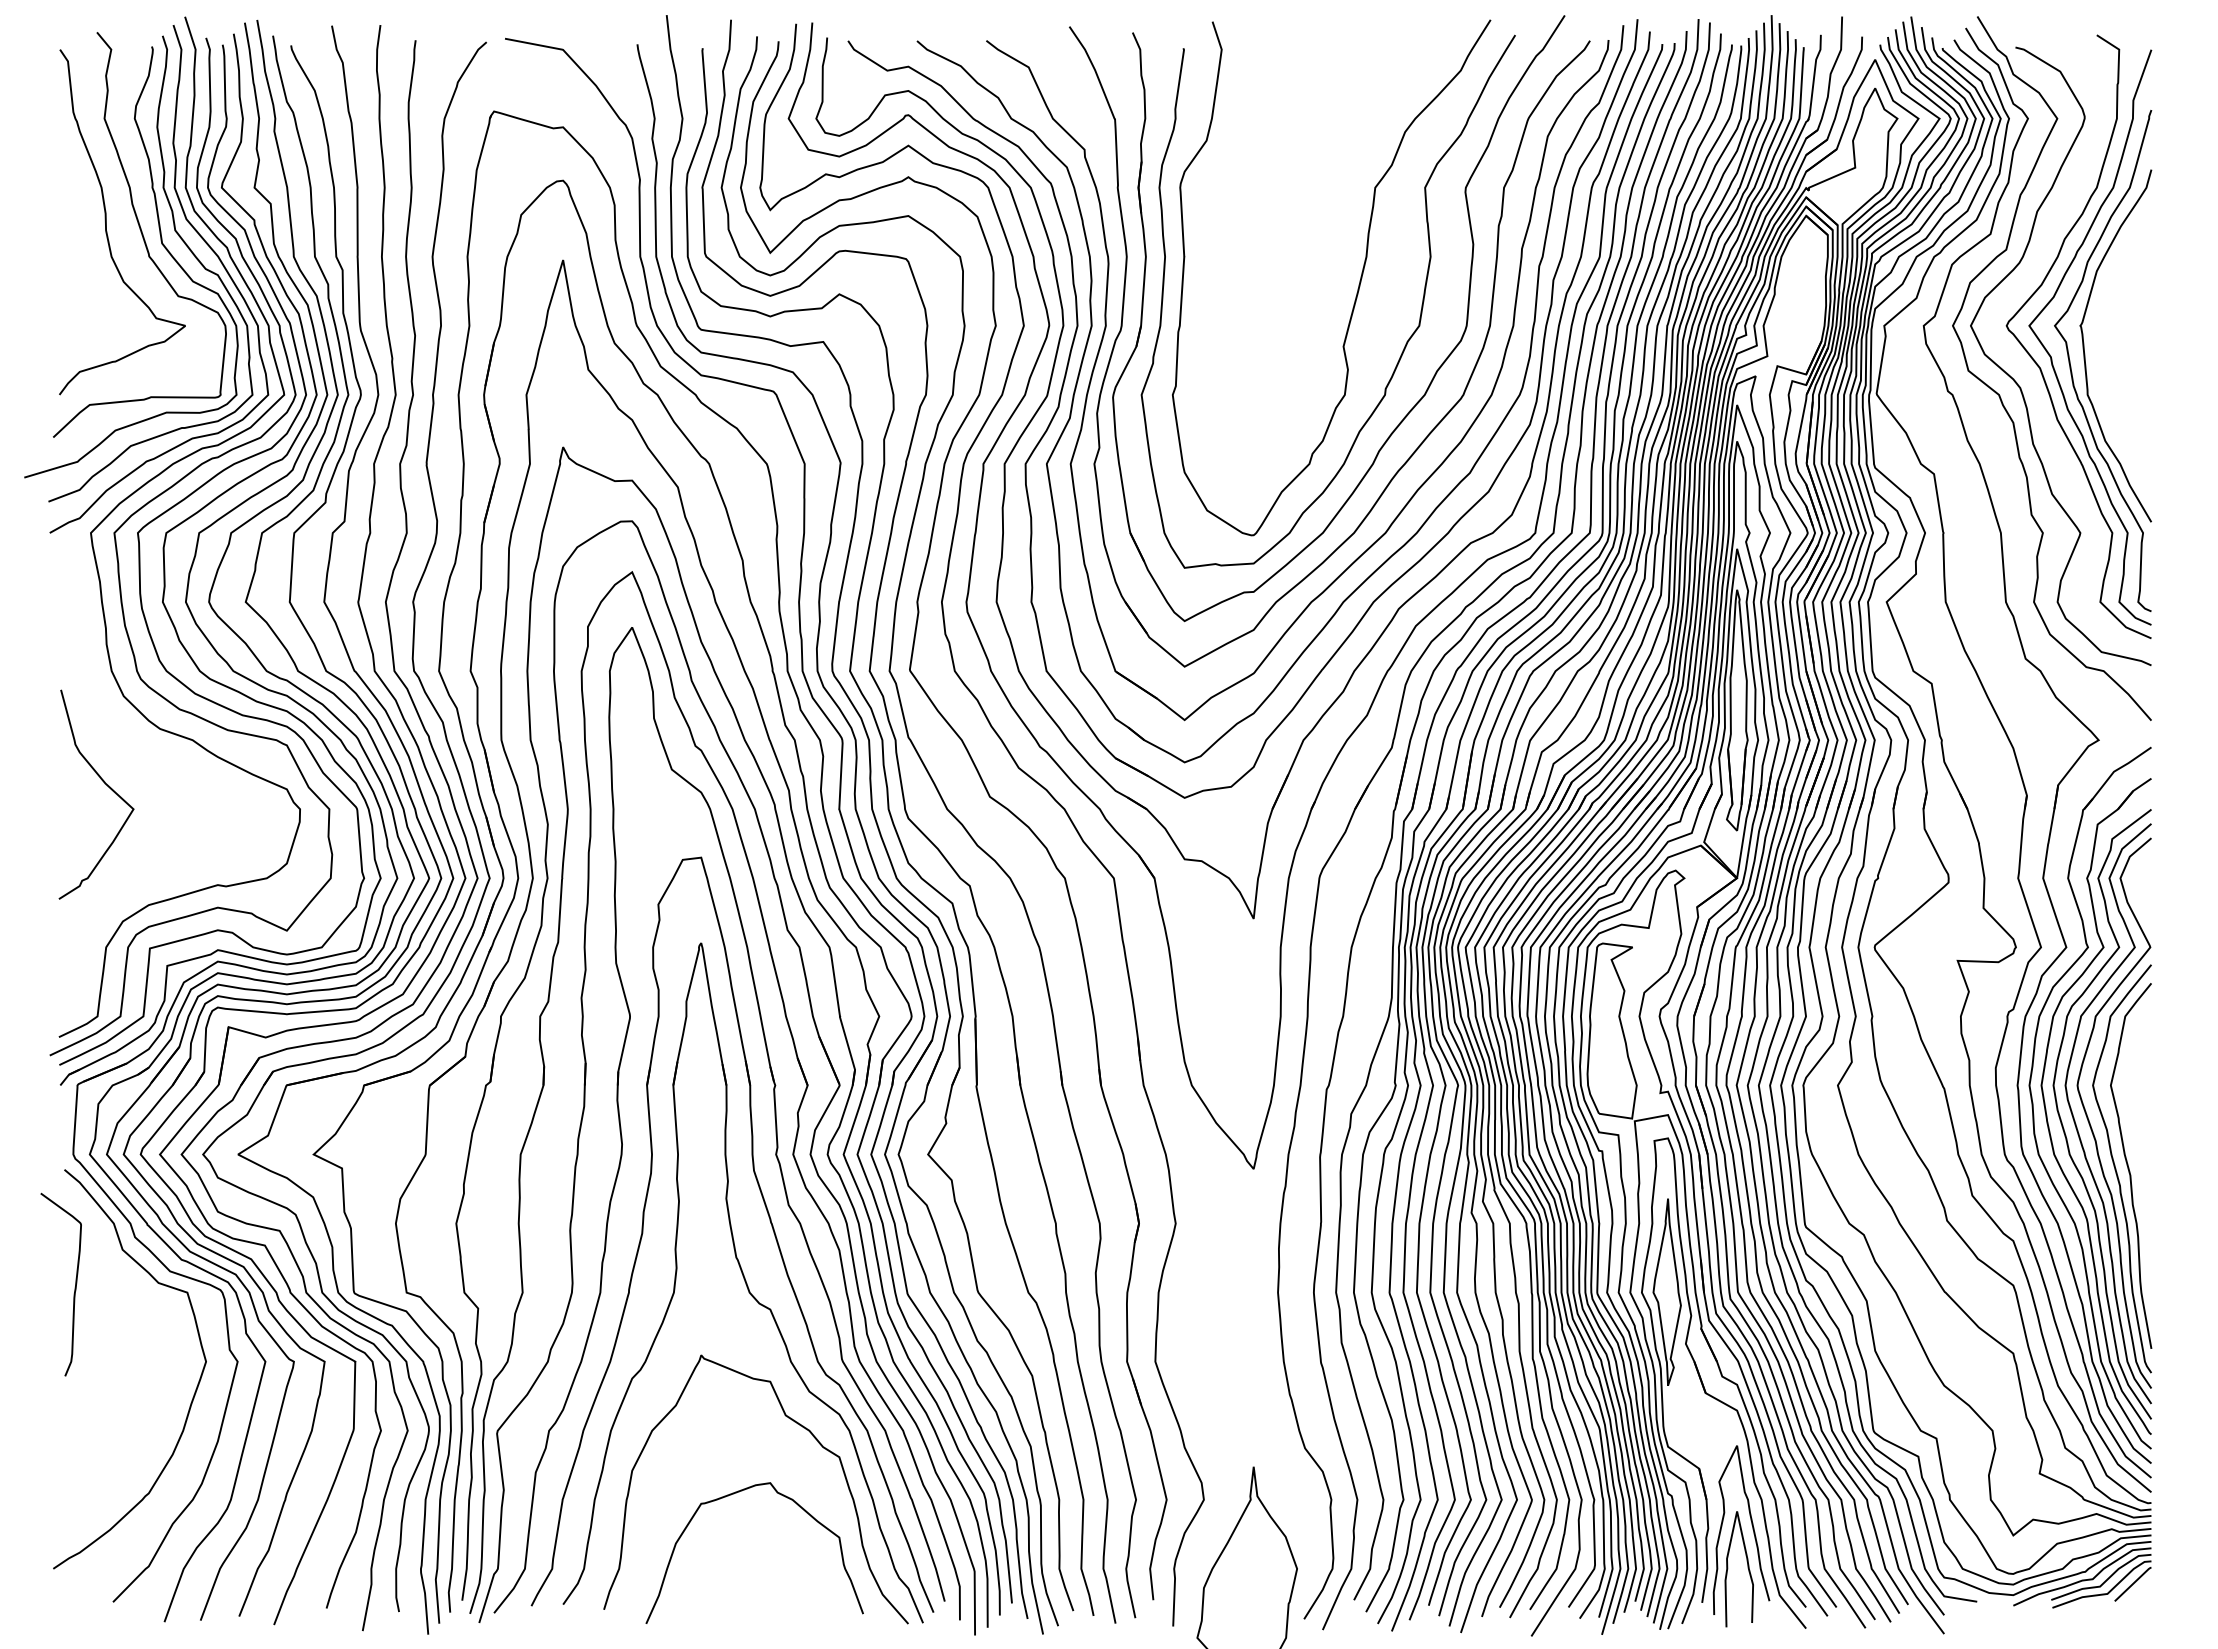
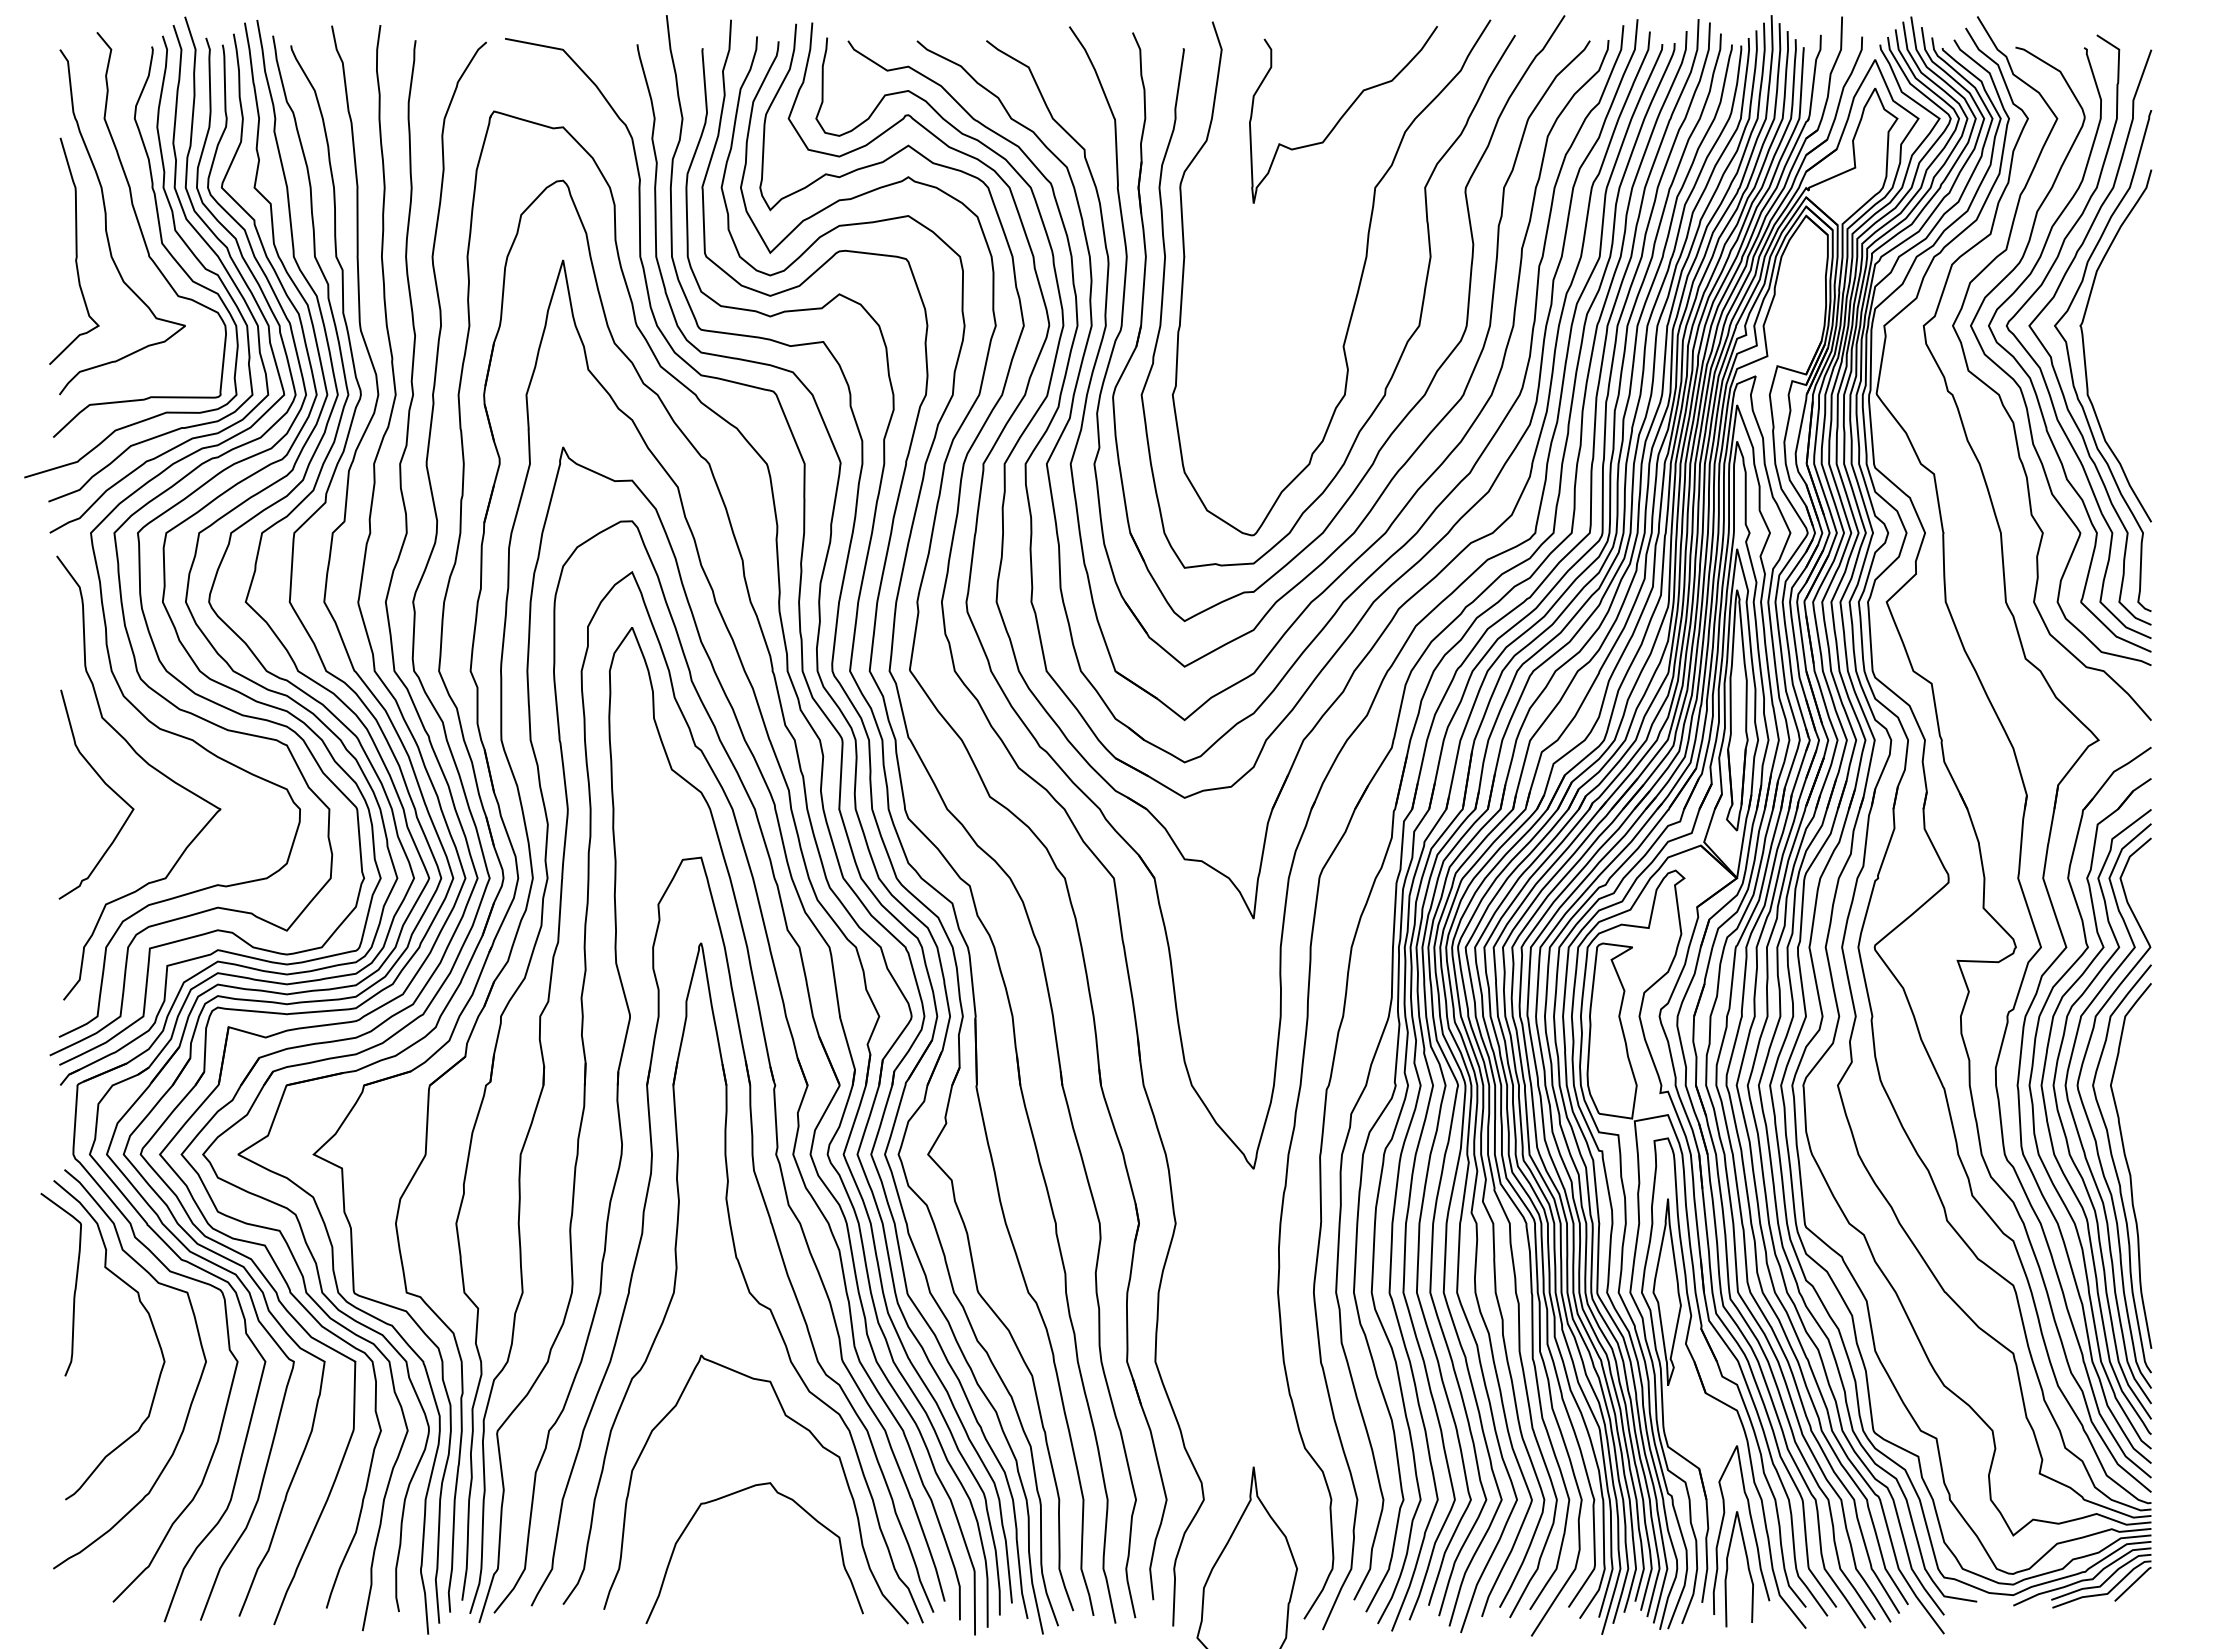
curve: none -> present (1343, 114)
curve: none -> present (75, 250)
curve: none -> present (2029, 375)
curve: none -> present (149, 766)
curve: none -> present (152, 1327)
